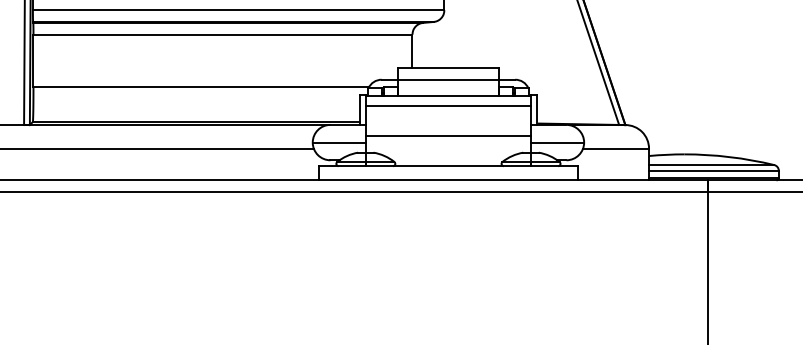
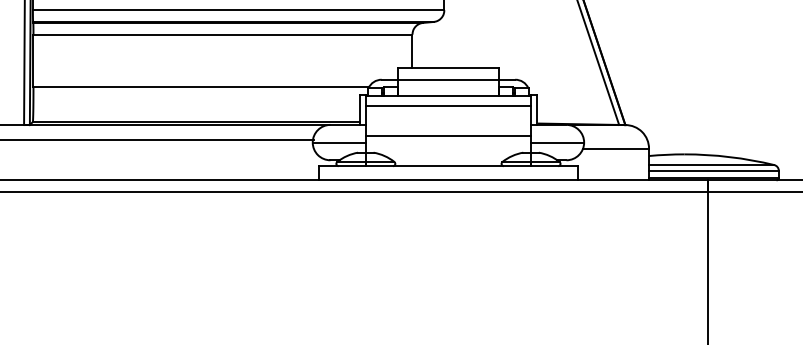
line position: (157, 148) -> (157, 139) (157, 139)
